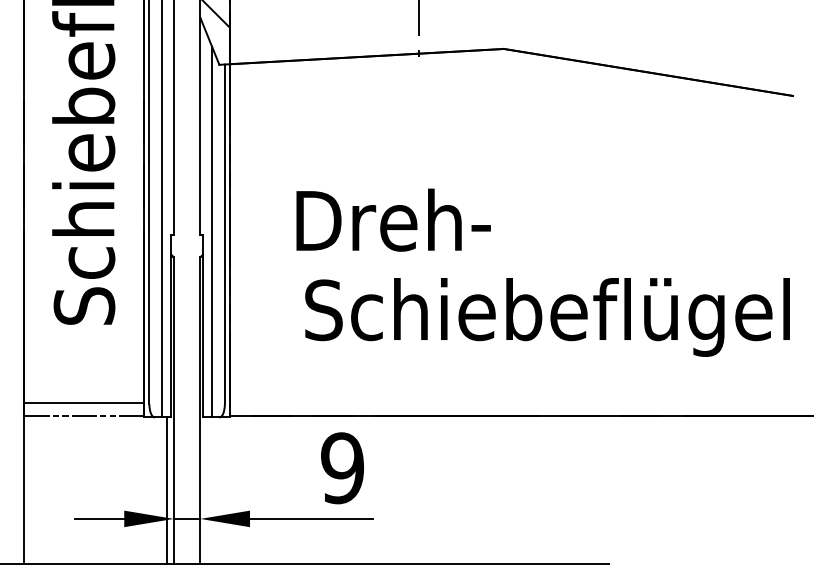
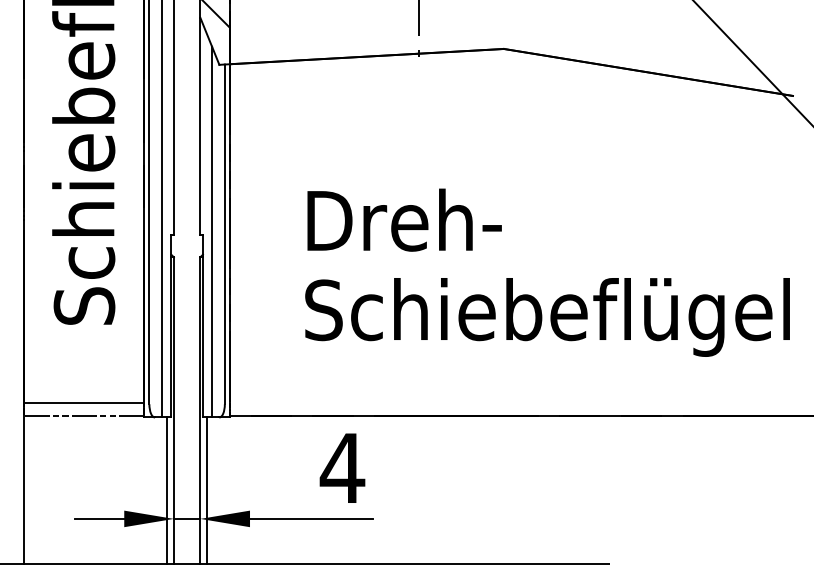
line: none -> present (752, 62)
text position: (393, 219) -> (404, 219) (404, 219)
text: 9 -> 4 (342, 468)
line: none -> present (206, 490)
